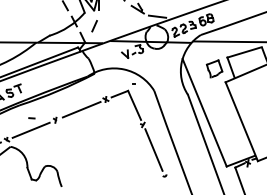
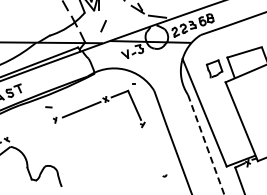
line position: (94, 26) -> (103, 26) (103, 26)
line: present -> none (228, 41)
line position: (31, 118) -> (48, 107) (48, 107)
line: present -> none (30, 129)
line: solid -> dashed (206, 144)
line: present -> none (153, 149)
